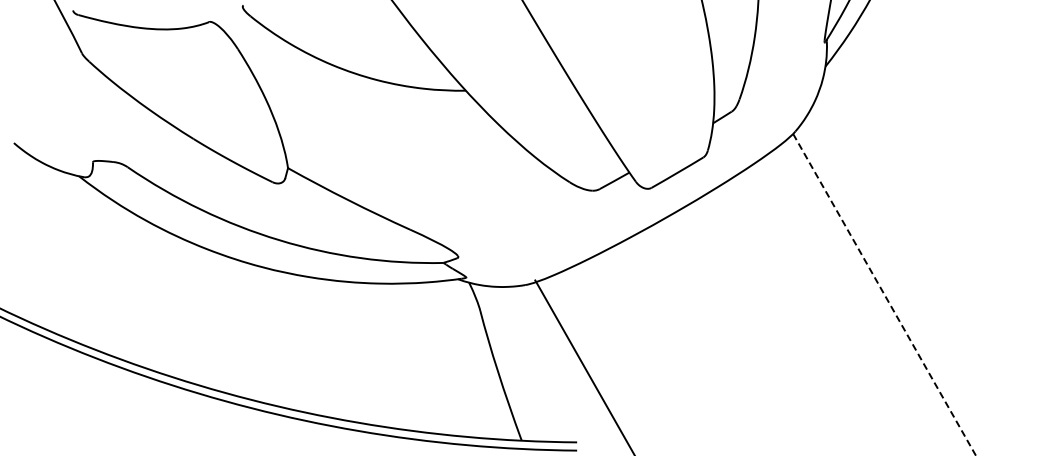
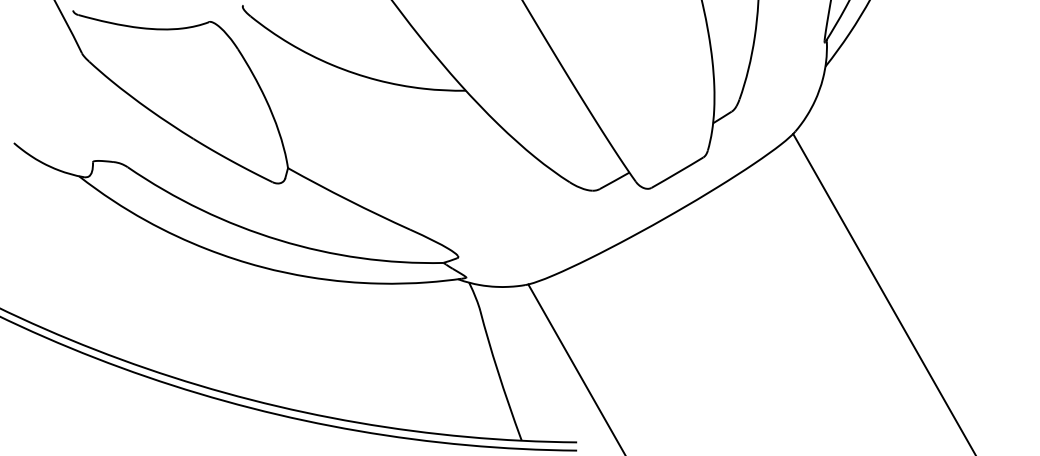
line: dashed -> solid (884, 294)
line position: (584, 366) -> (575, 368) (575, 368)
